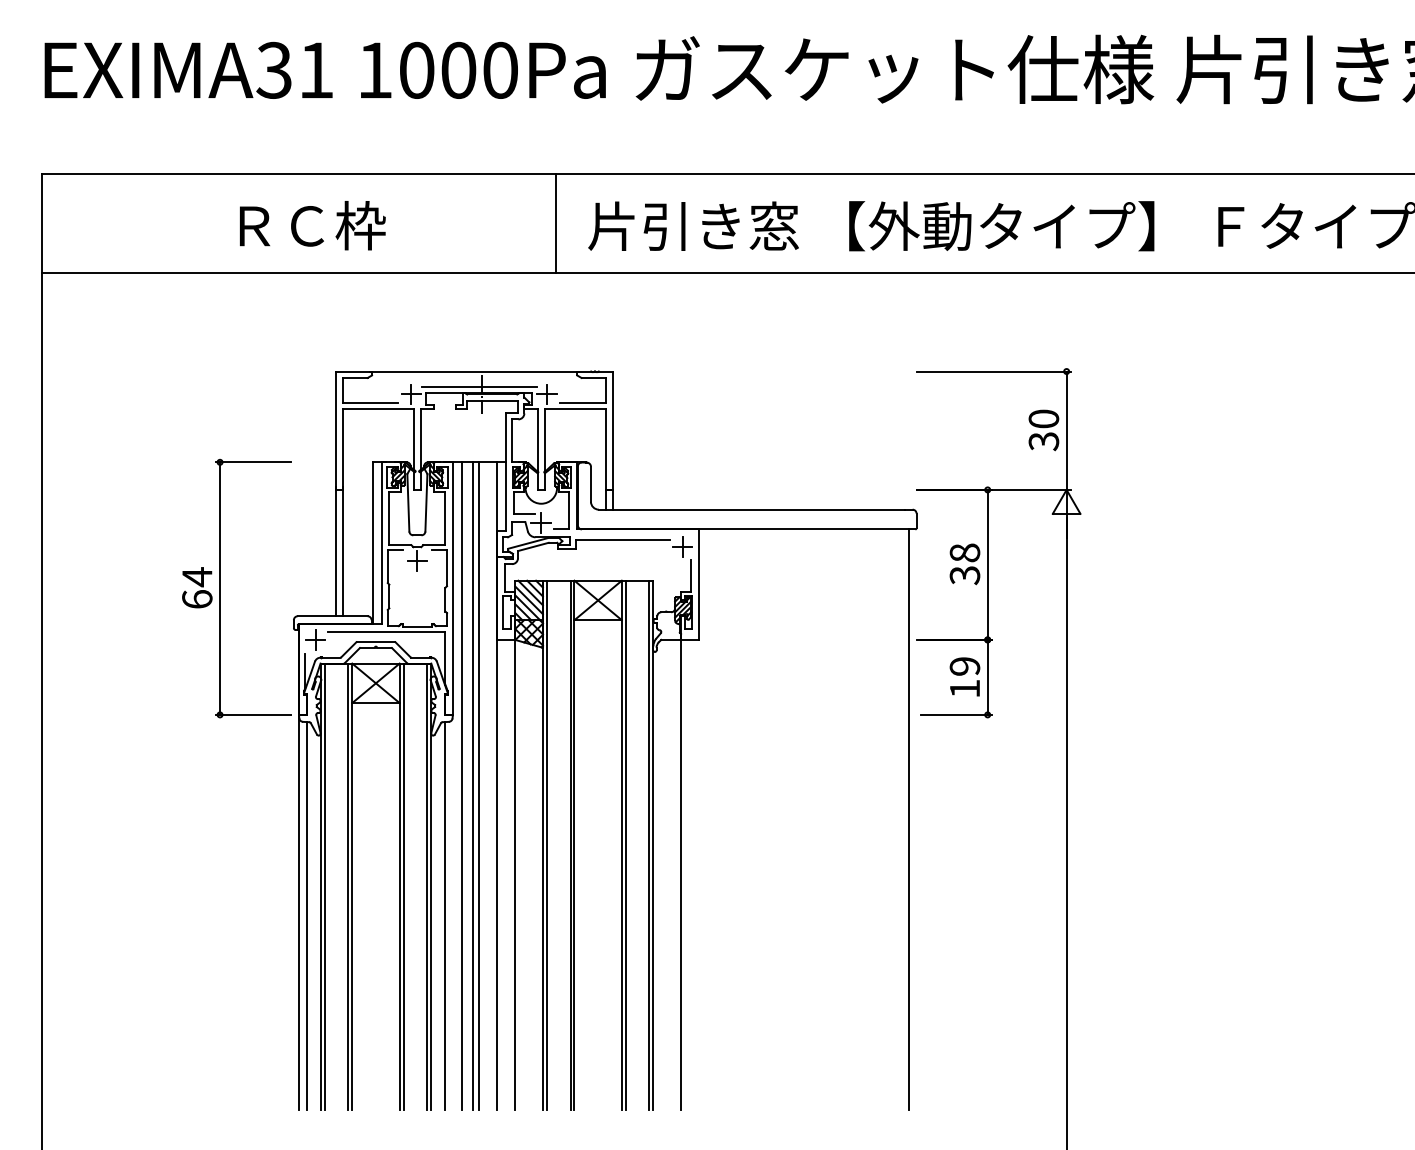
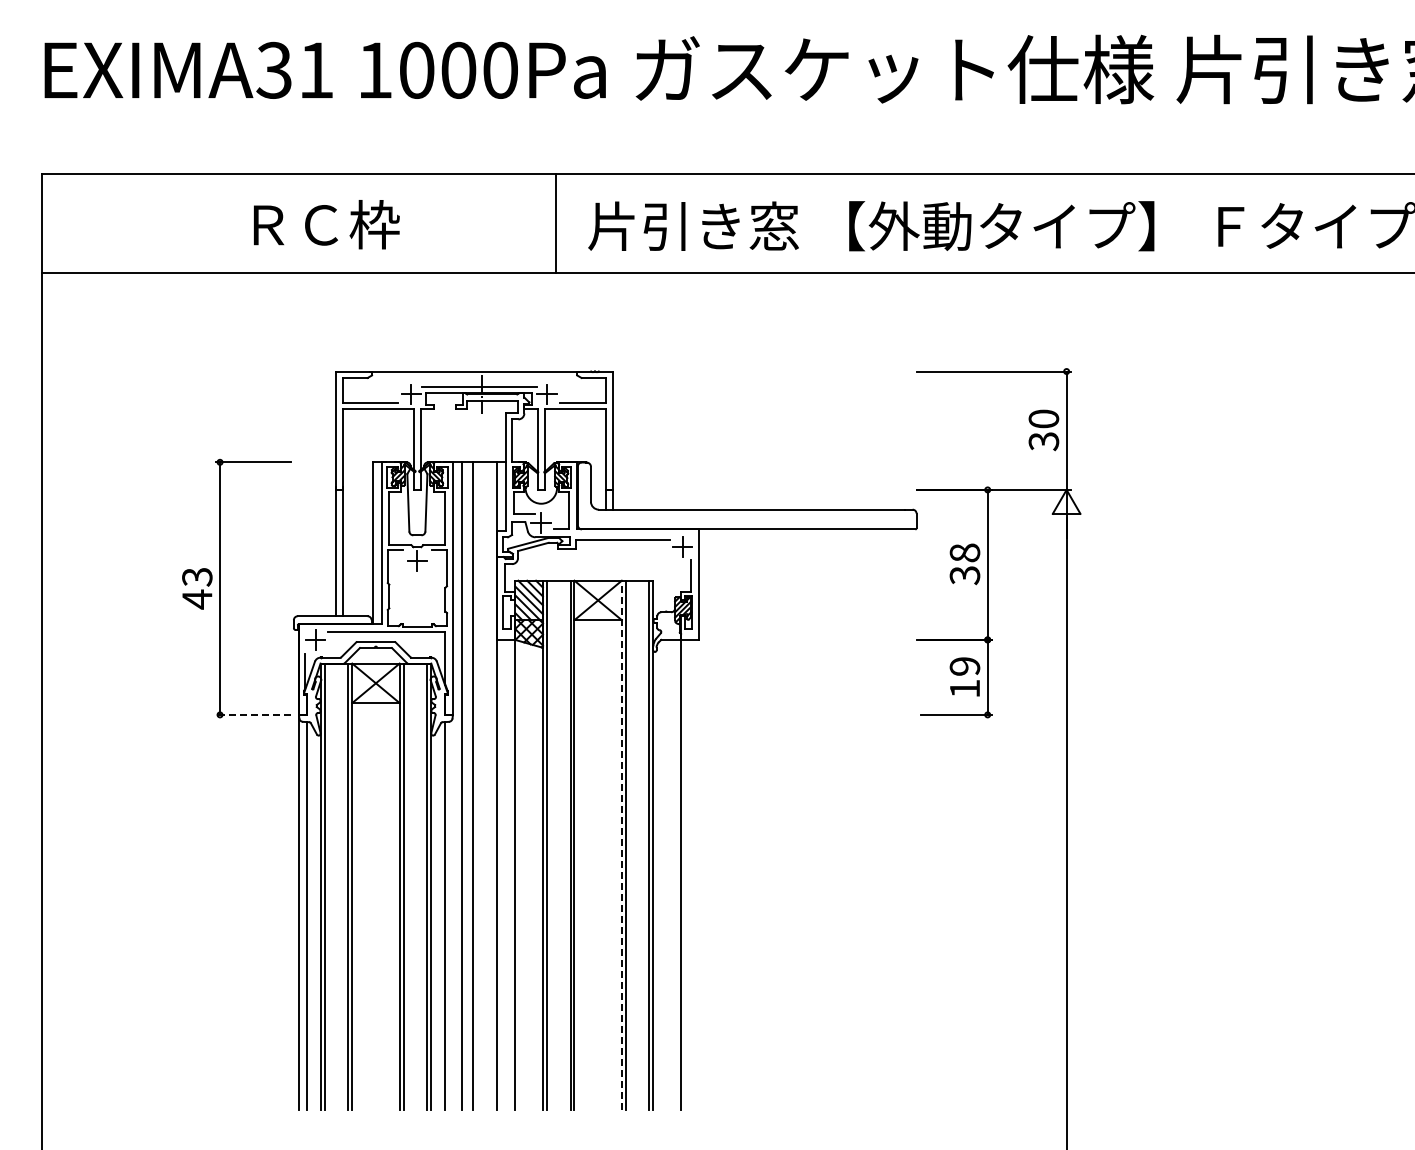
text position: (312, 225) -> (326, 224) (326, 224)
text: 64 -> 43 (197, 588)
line: solid -> dashed (253, 714)
line: present -> none (479, 785)
line: present -> none (908, 819)
line: solid -> dashed (621, 845)
